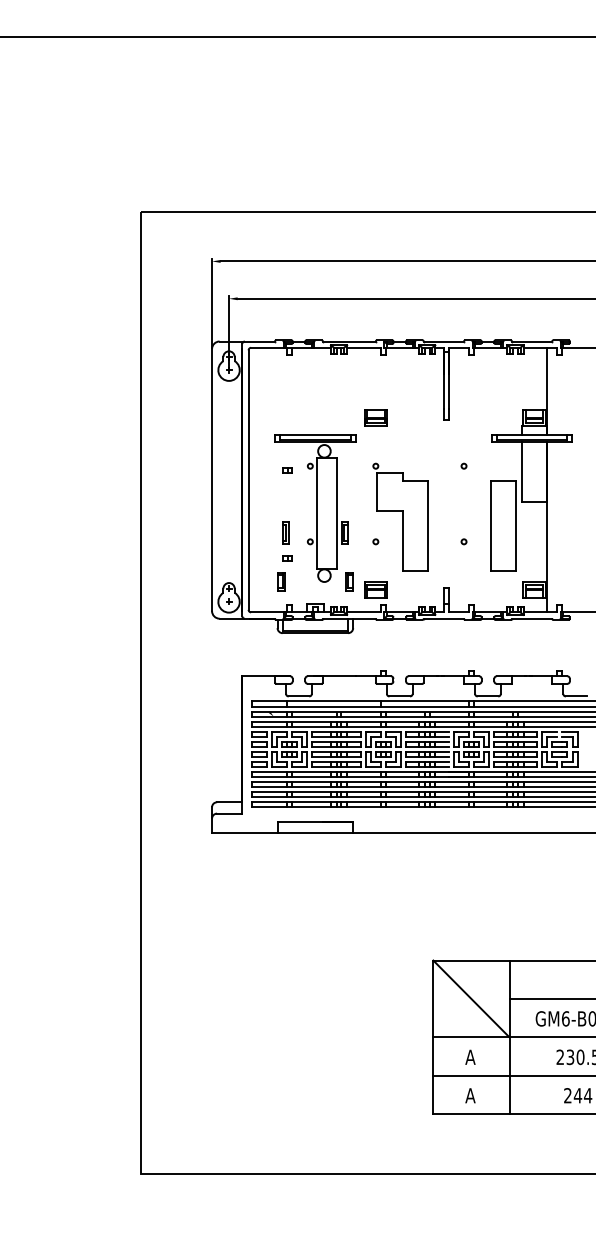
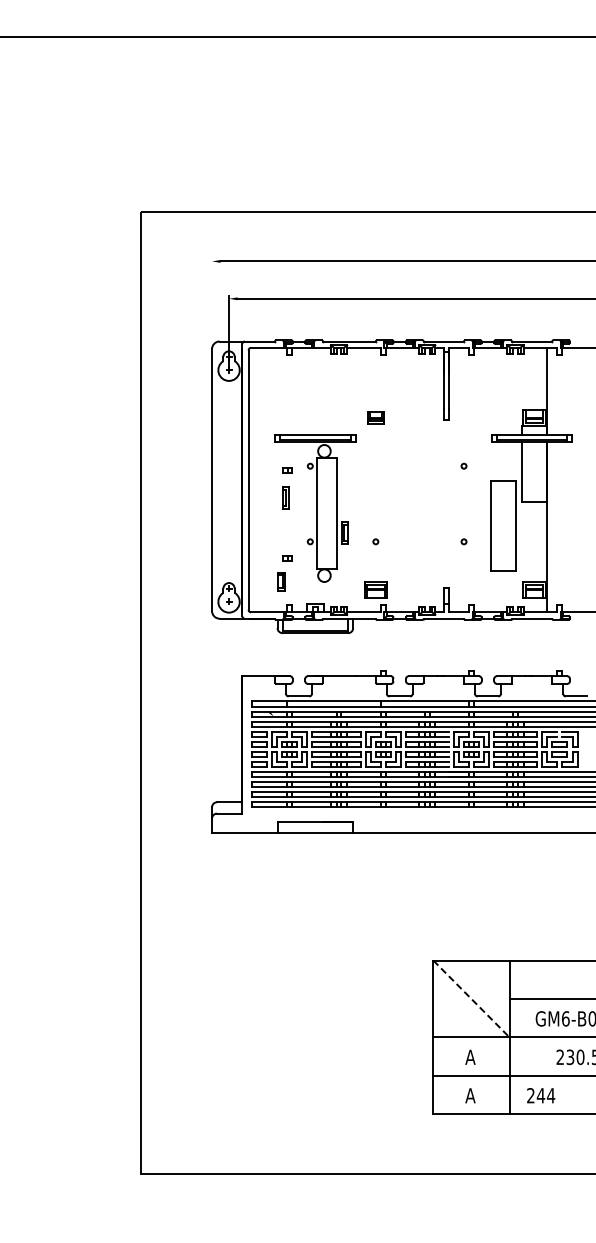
line: present -> none (212, 302)
part size: 24x18 px -> 18x14 px (375, 417)
part: present -> none (400, 516)
part position: (285, 532) -> (285, 497) (285, 497)
part: present -> none (349, 581)
line: solid -> dashed (471, 999)
text position: (578, 1095) -> (541, 1095) (541, 1095)
